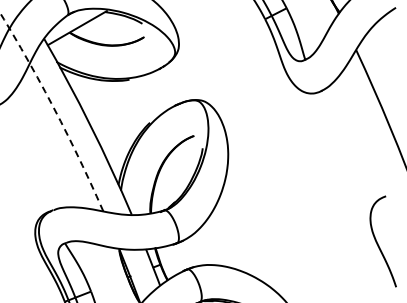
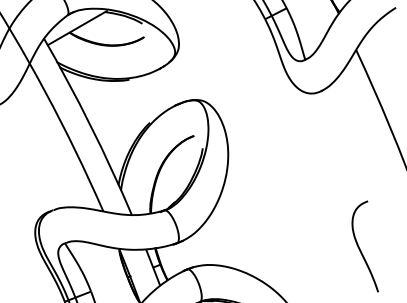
arc: dashed -> solid (54, 109)
curve position: (378, 243) -> (360, 248) (360, 248)
